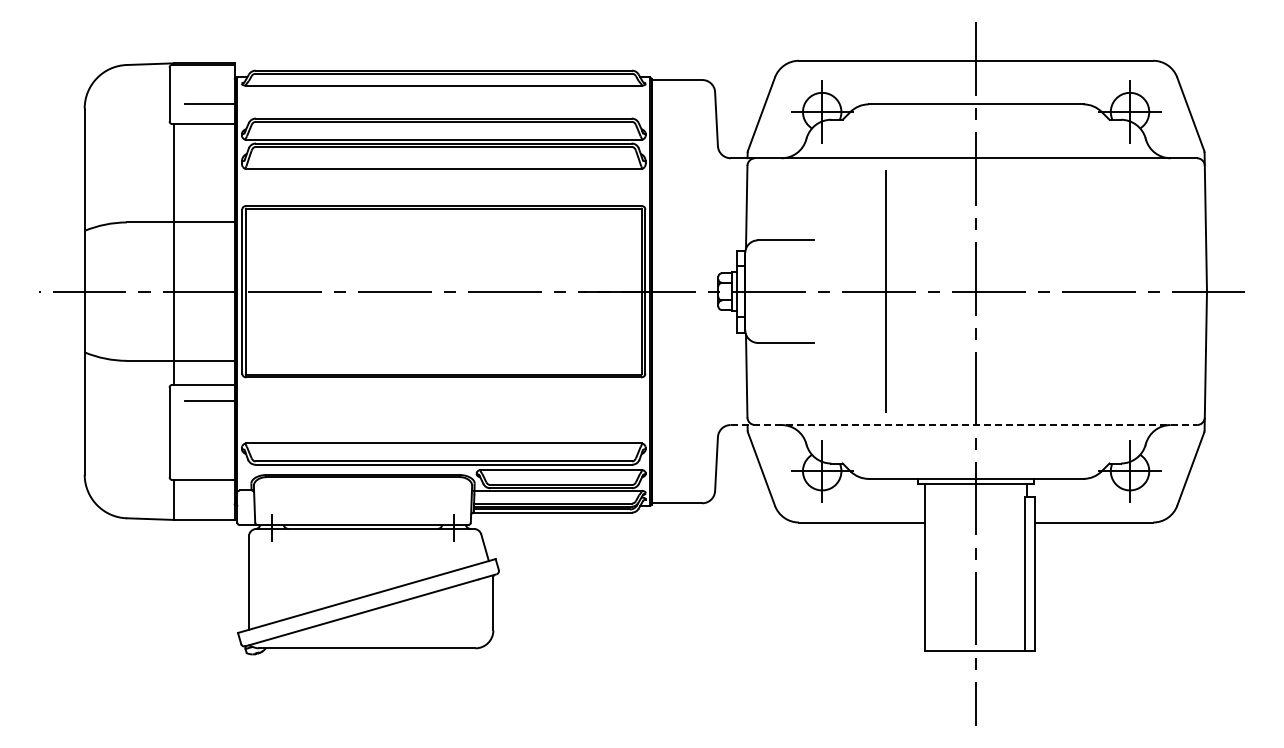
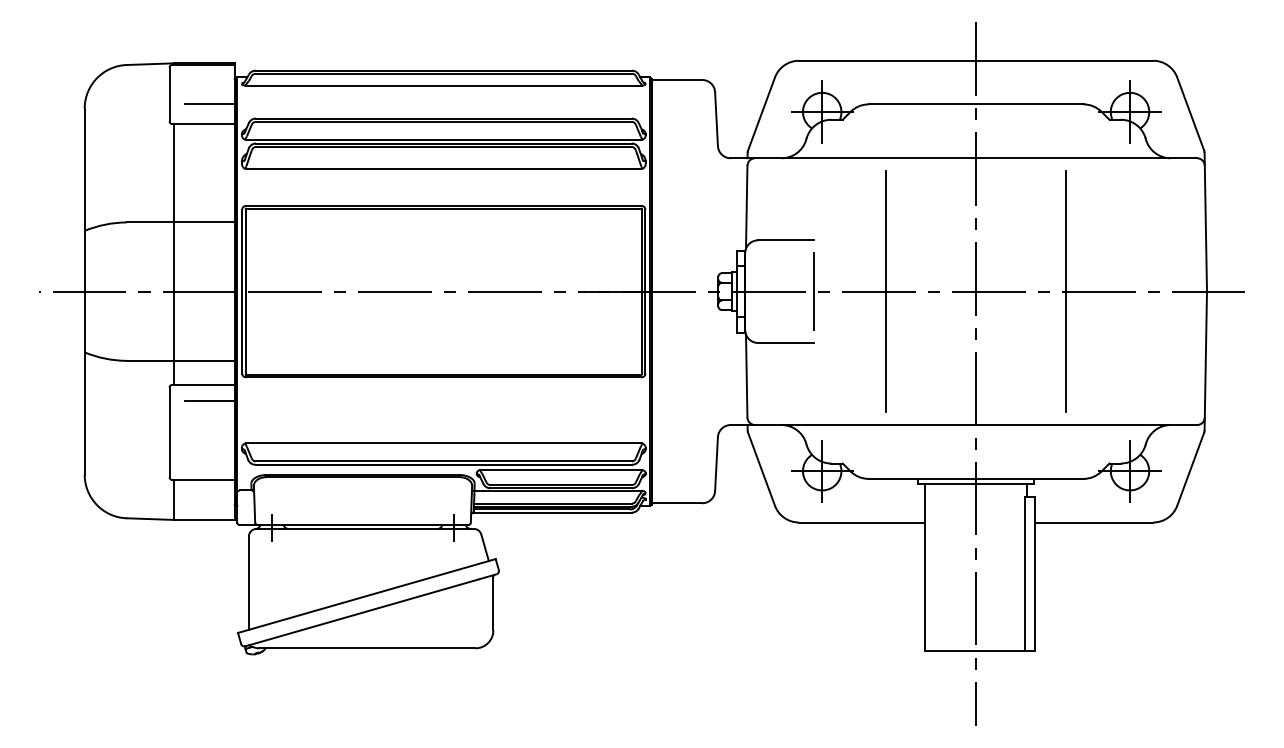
line: none -> present (814, 291)
line: none -> present (1065, 291)
line: dashed -> solid (964, 425)
